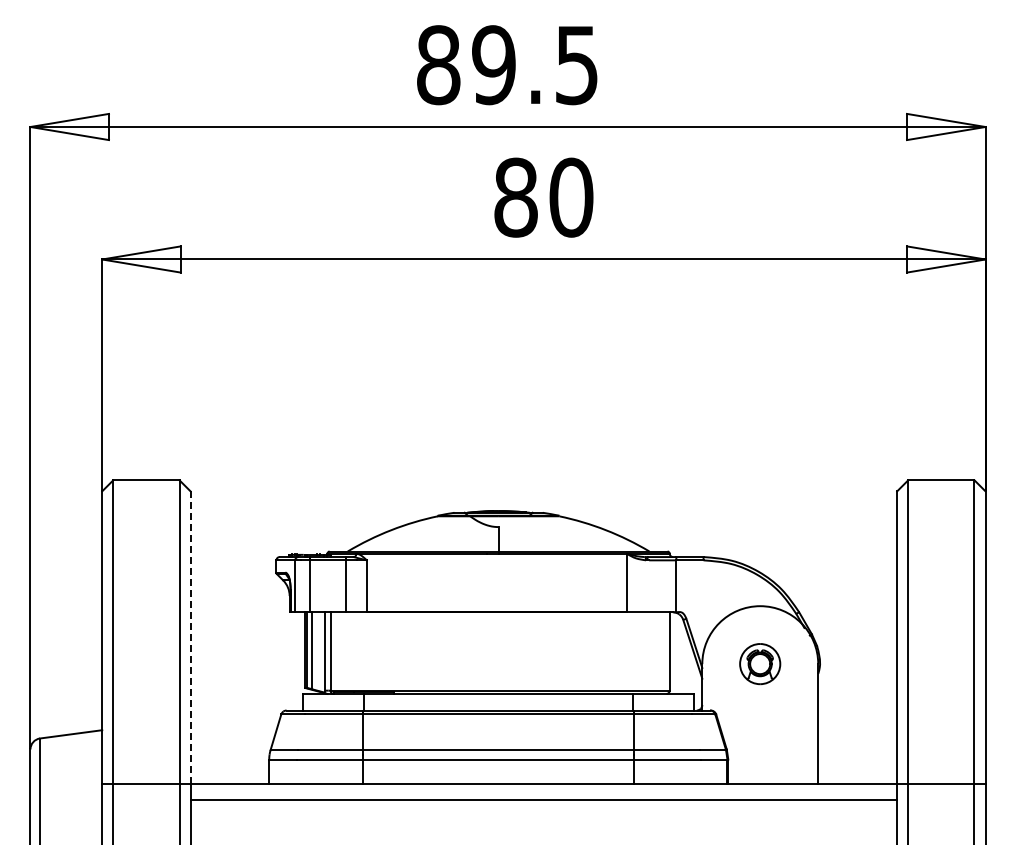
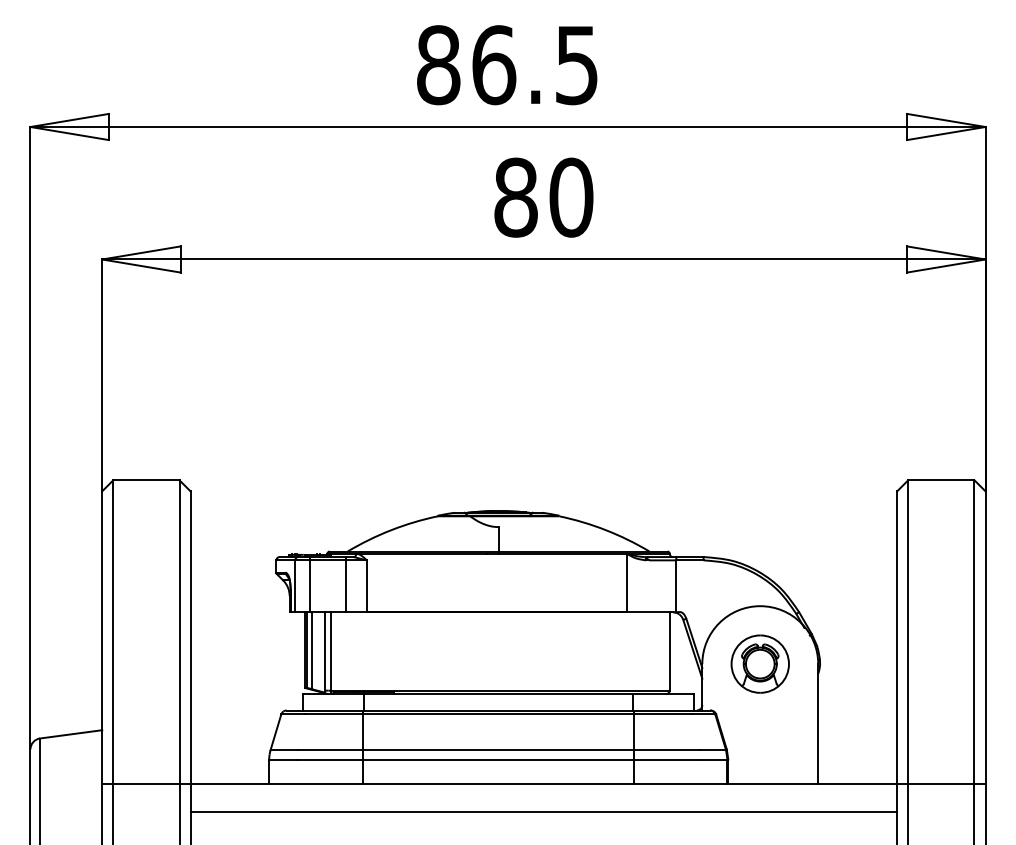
text: 89.5 -> 86.5 (494, 65)
line: dashed -> solid (190, 638)
part size: 43x43 px -> 60x60 px (759, 663)
line position: (543, 799) -> (543, 811) (543, 811)
